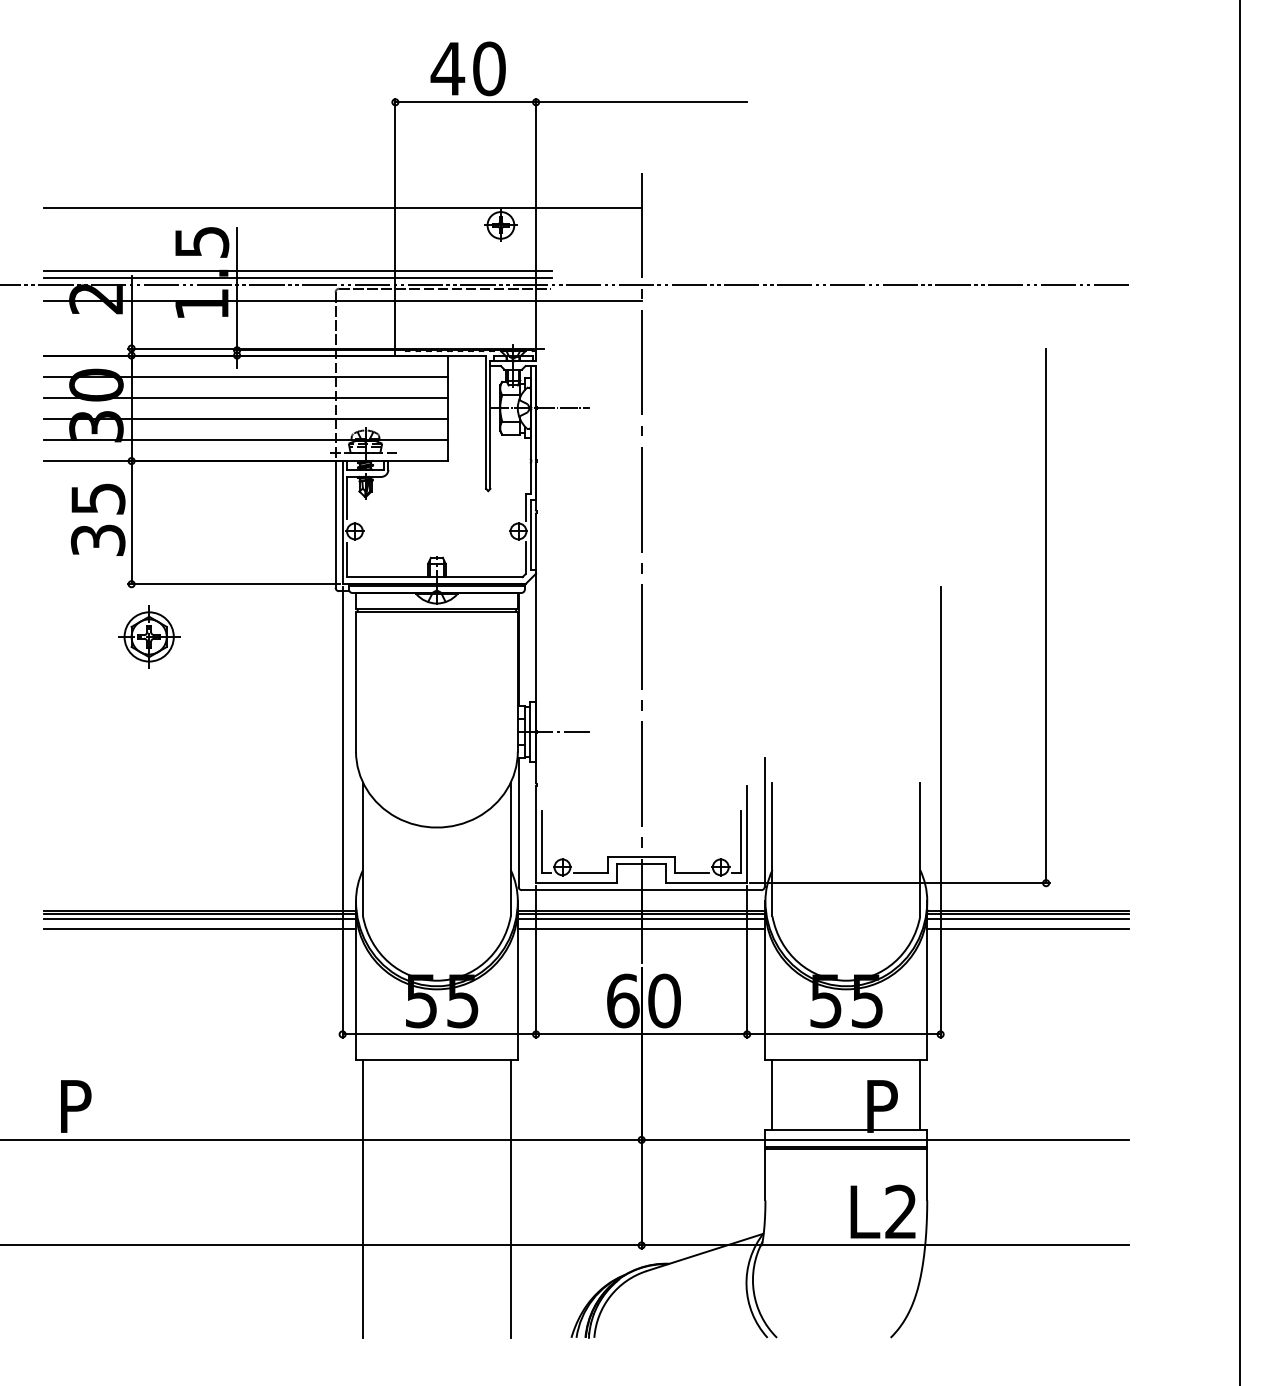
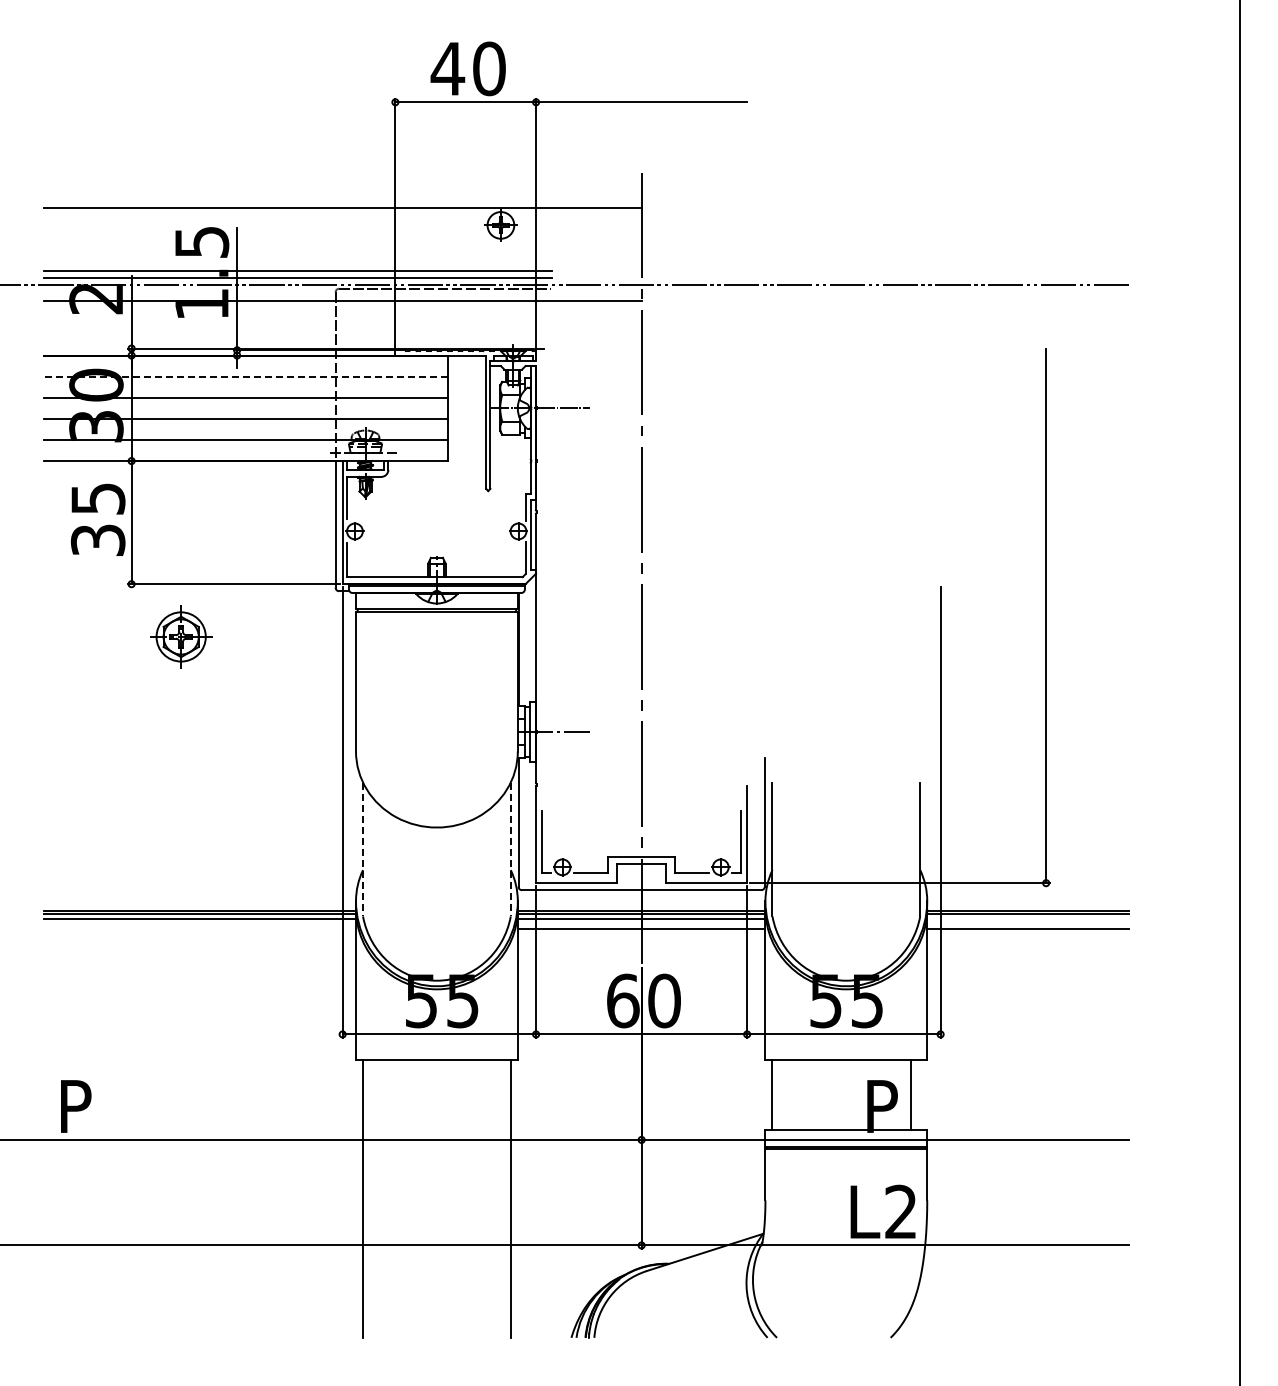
line: solid -> dashed (245, 376)
part position: (149, 636) -> (181, 636) (181, 636)
line: solid -> dashed (363, 849)
line: solid -> dashed (510, 849)
line: present -> none (1027, 919)
line: present -> none (199, 928)
line position: (920, 1094) -> (911, 1094) (911, 1094)
